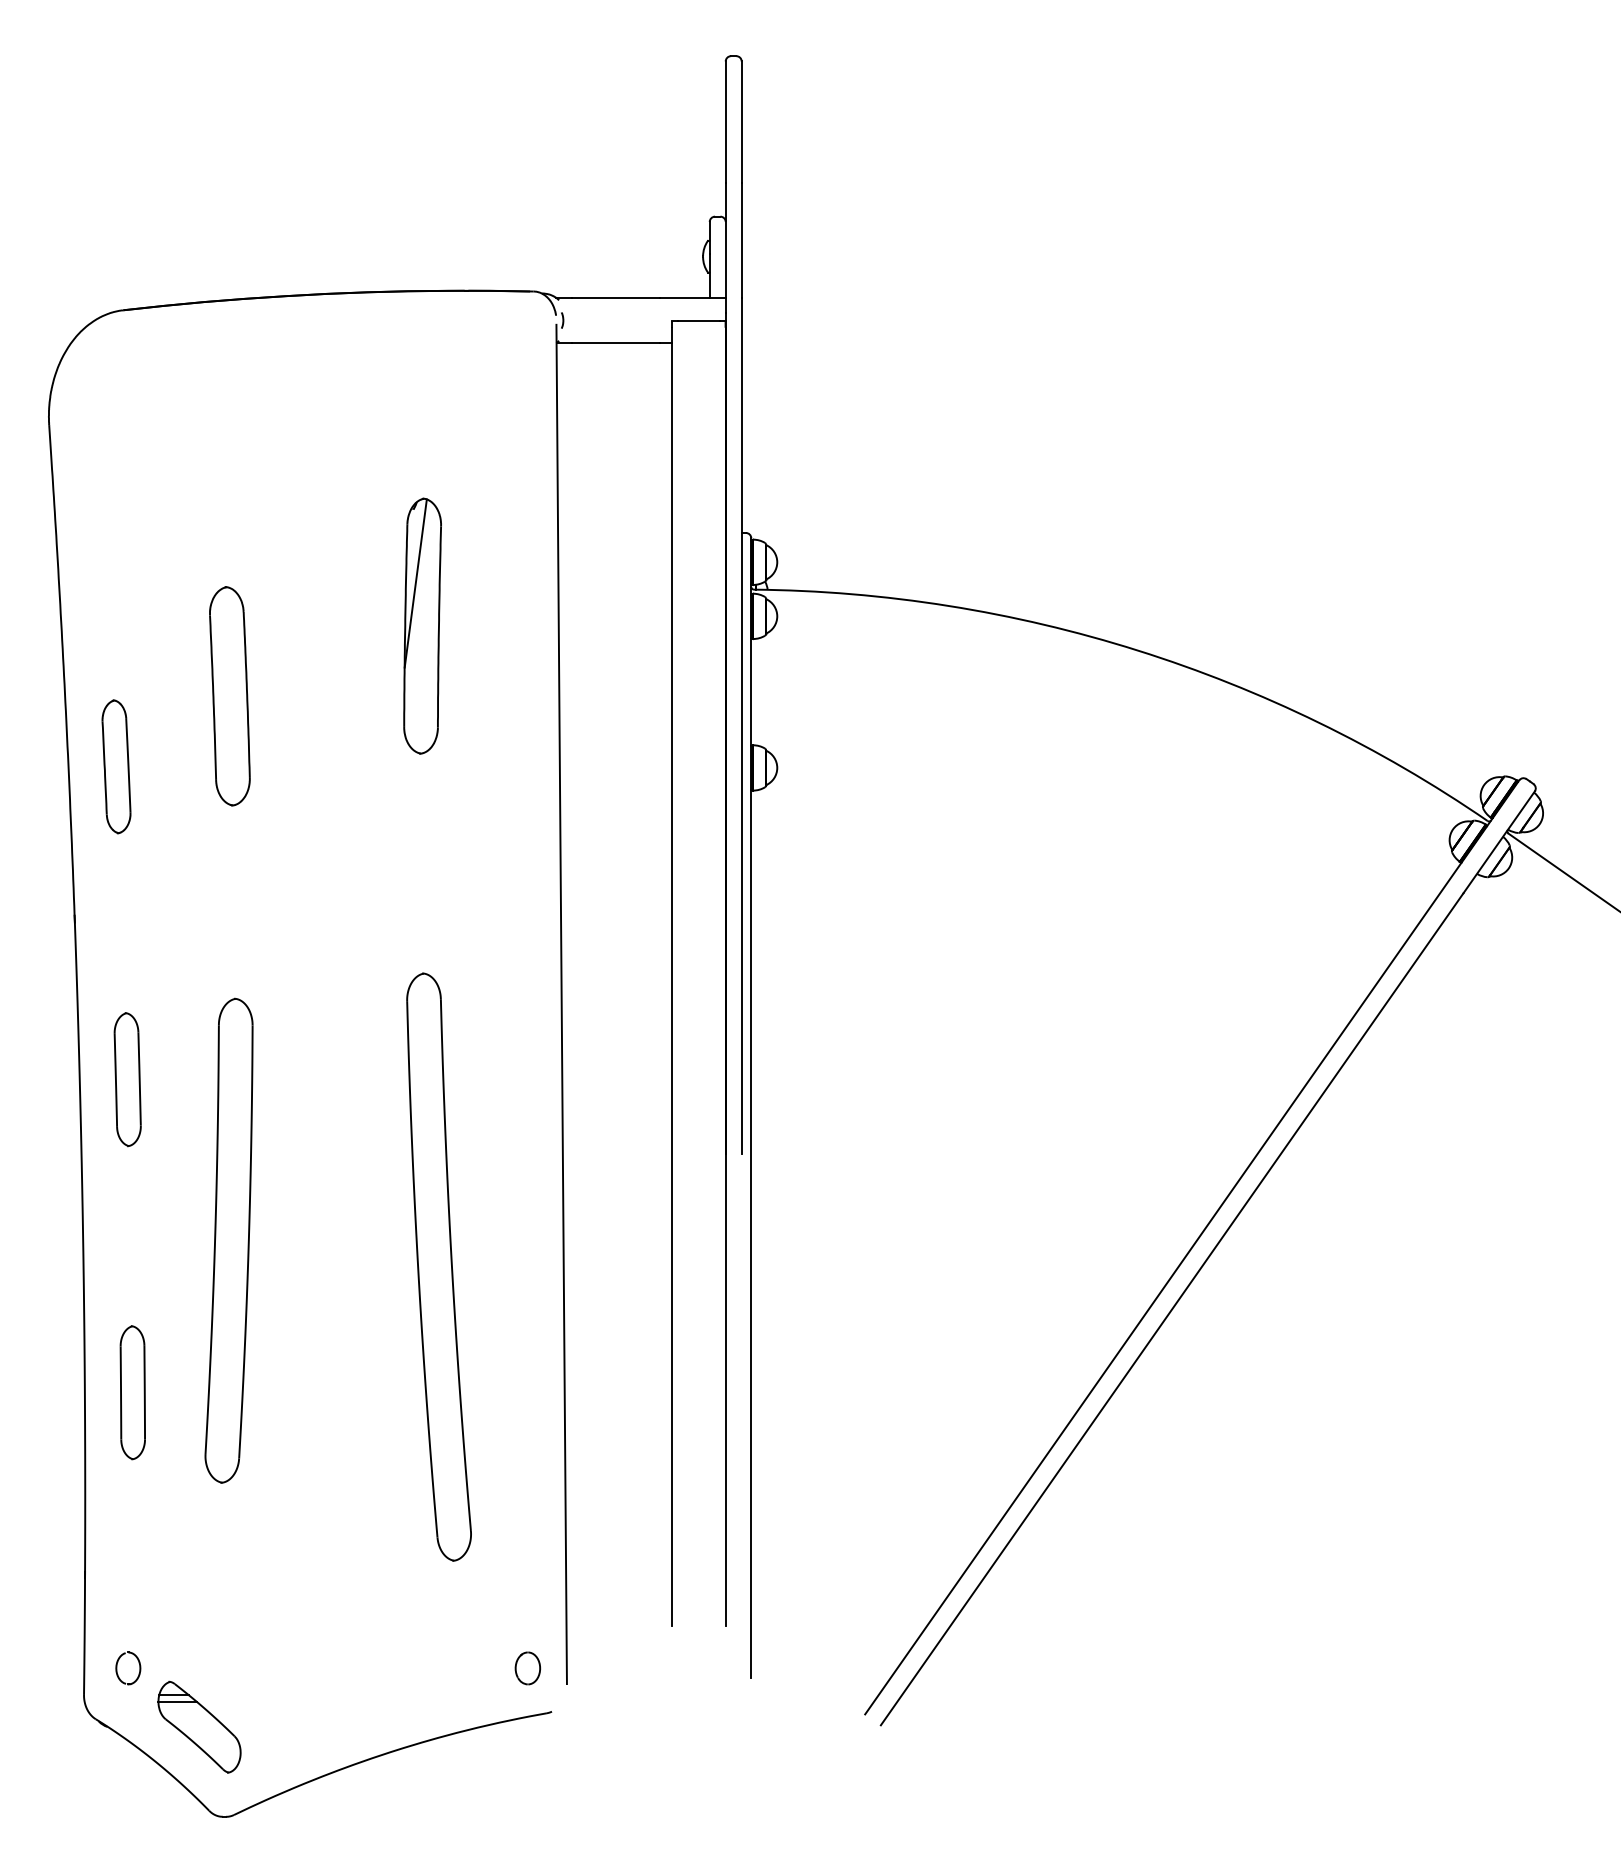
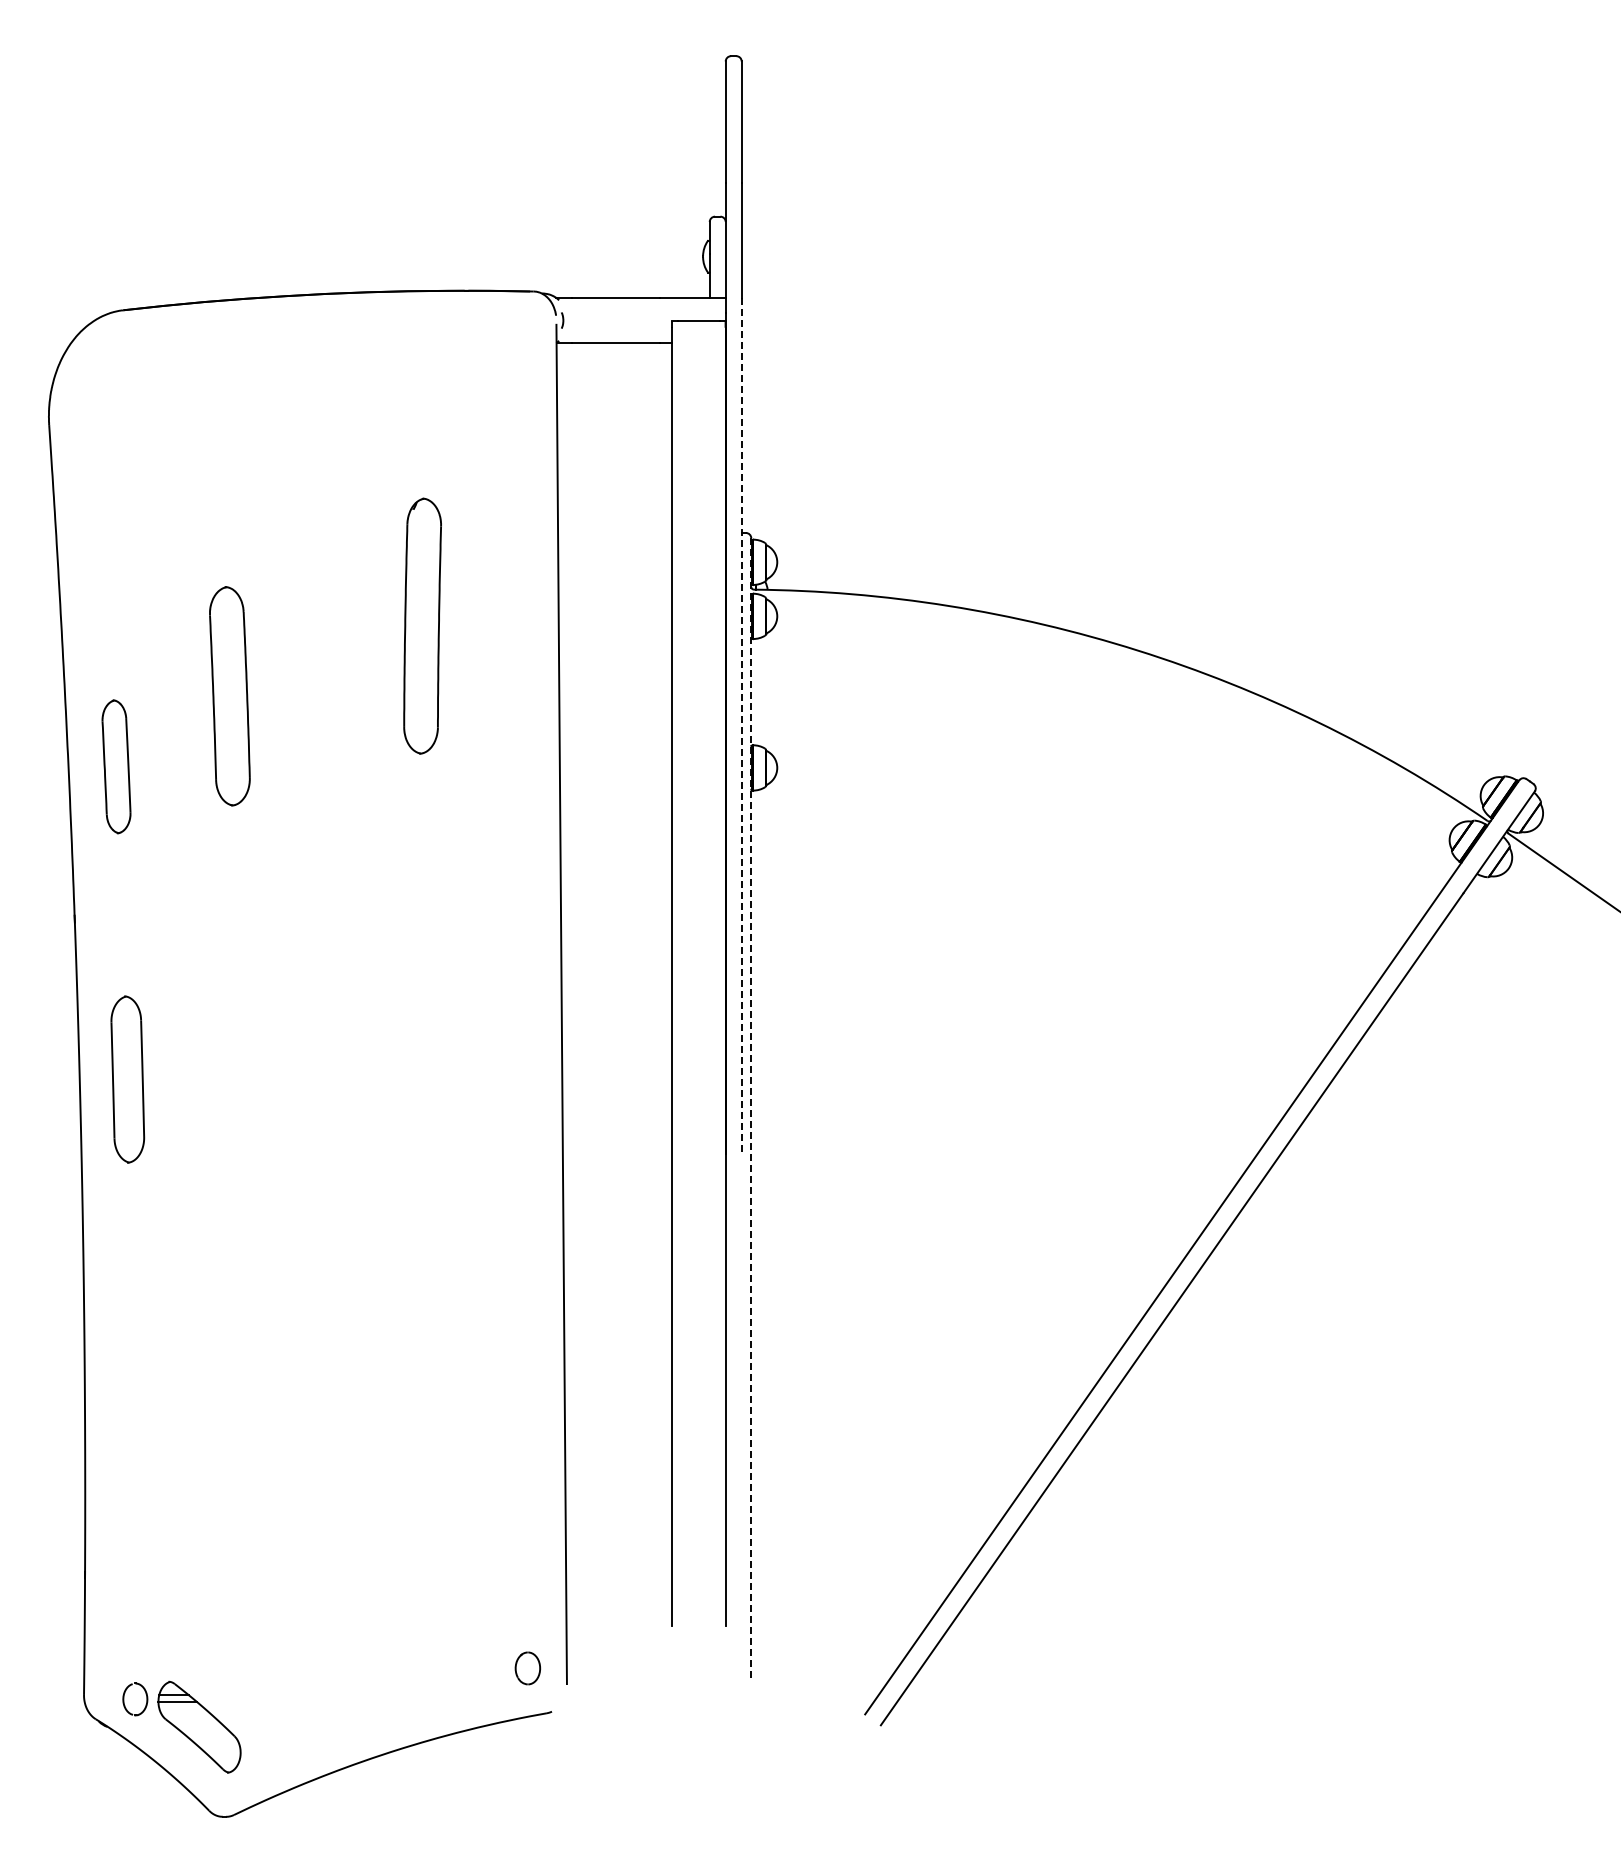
line: present -> none (415, 583)
line: solid -> dashed (741, 726)
part size: 29x136 px -> 36x169 px (127, 1079)
line: solid -> dashed (751, 1108)
part: present -> none (228, 1240)
part: present -> none (438, 1266)
part: present -> none (132, 1392)
part position: (117, 1668) -> (124, 1699) (124, 1699)
